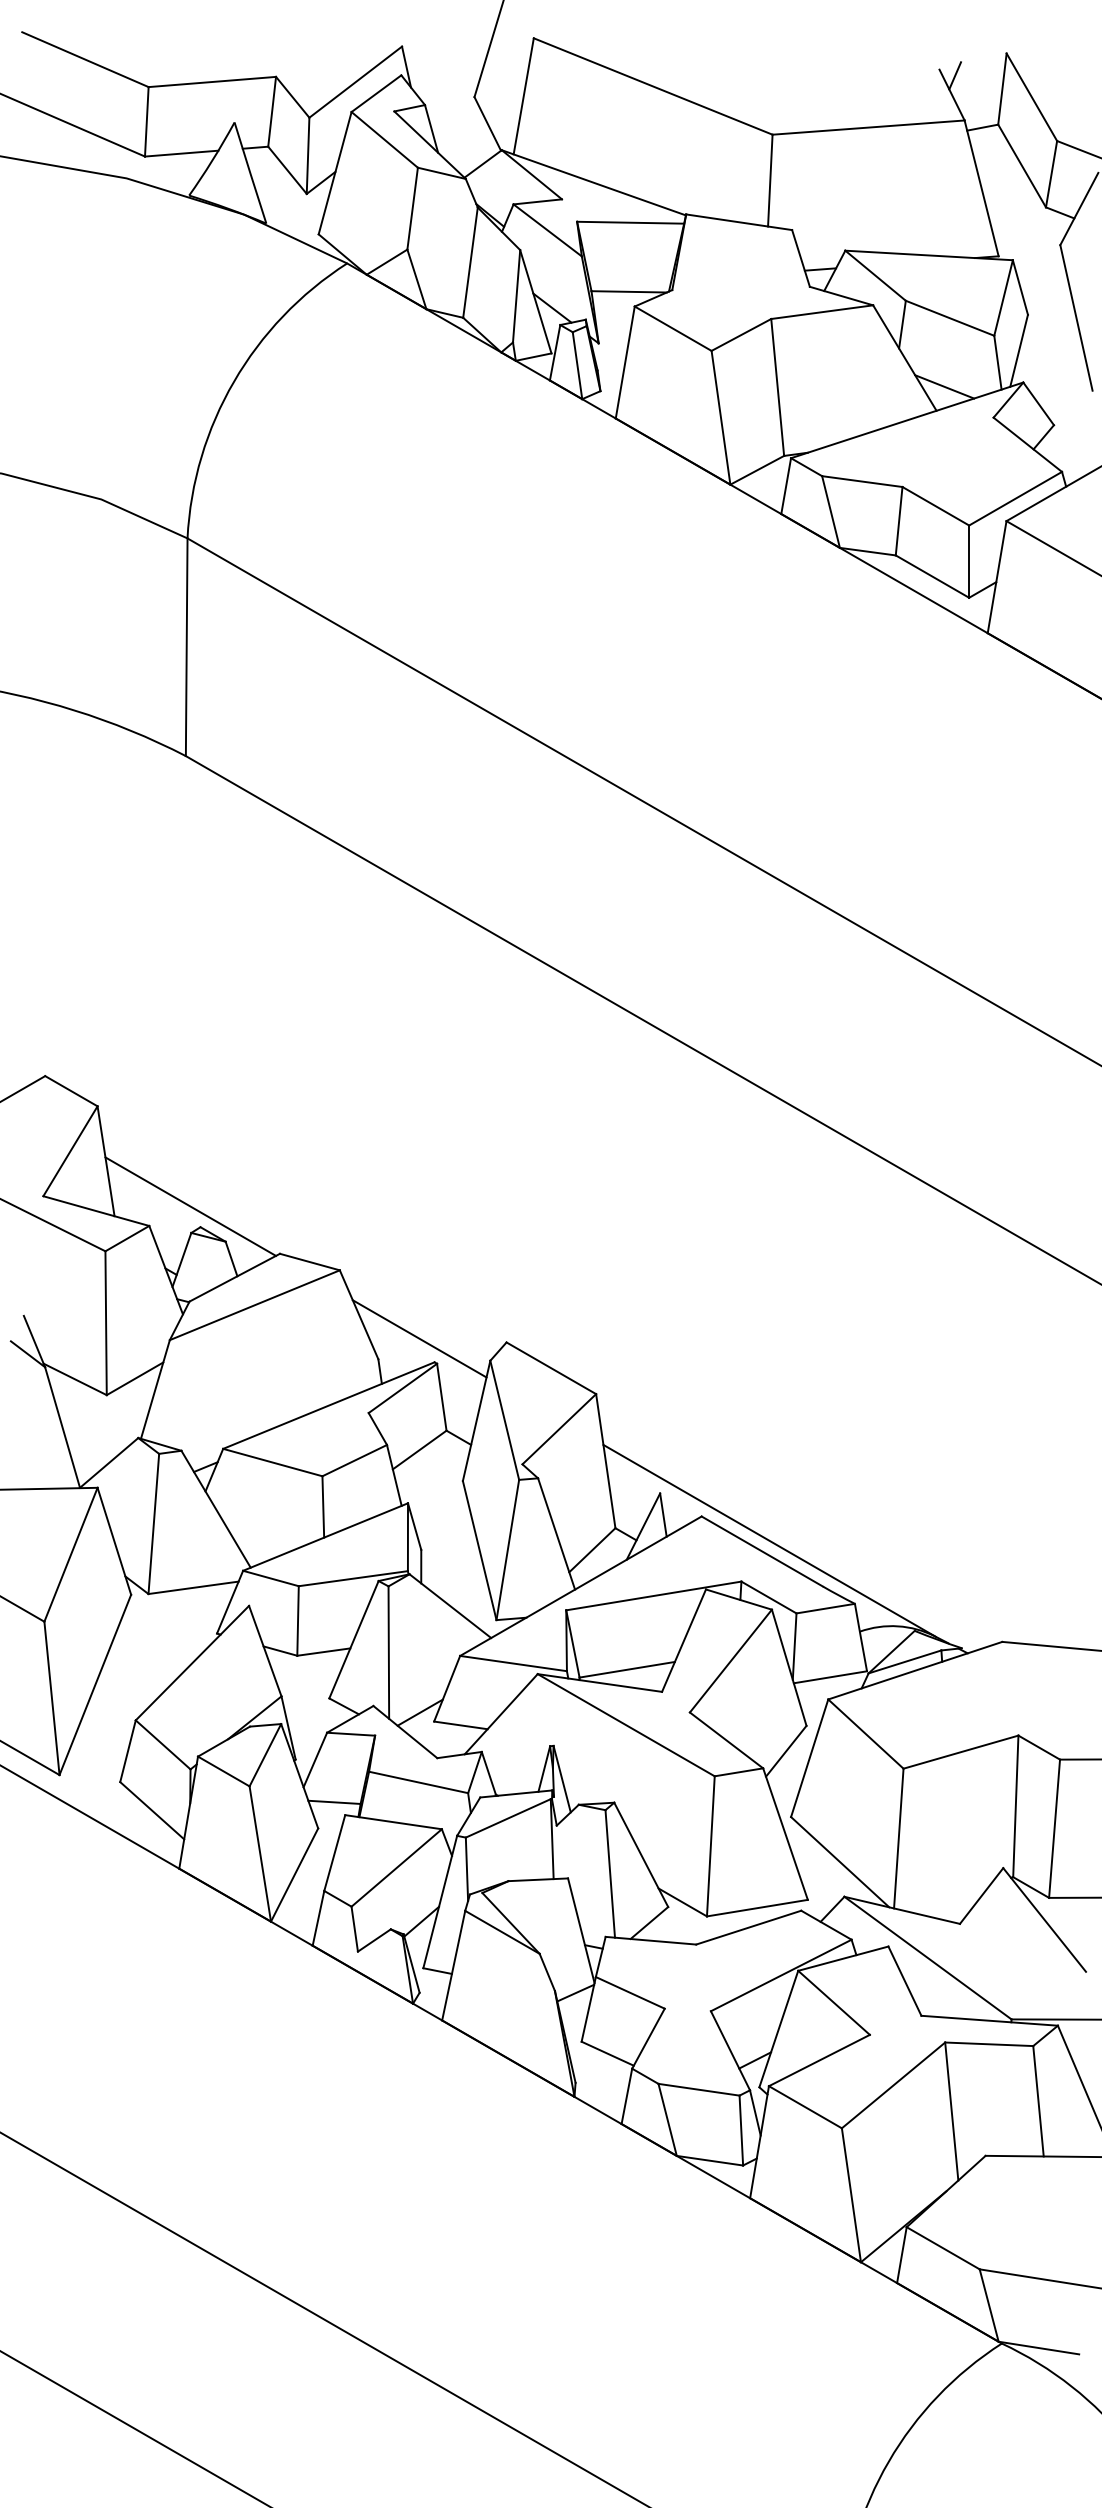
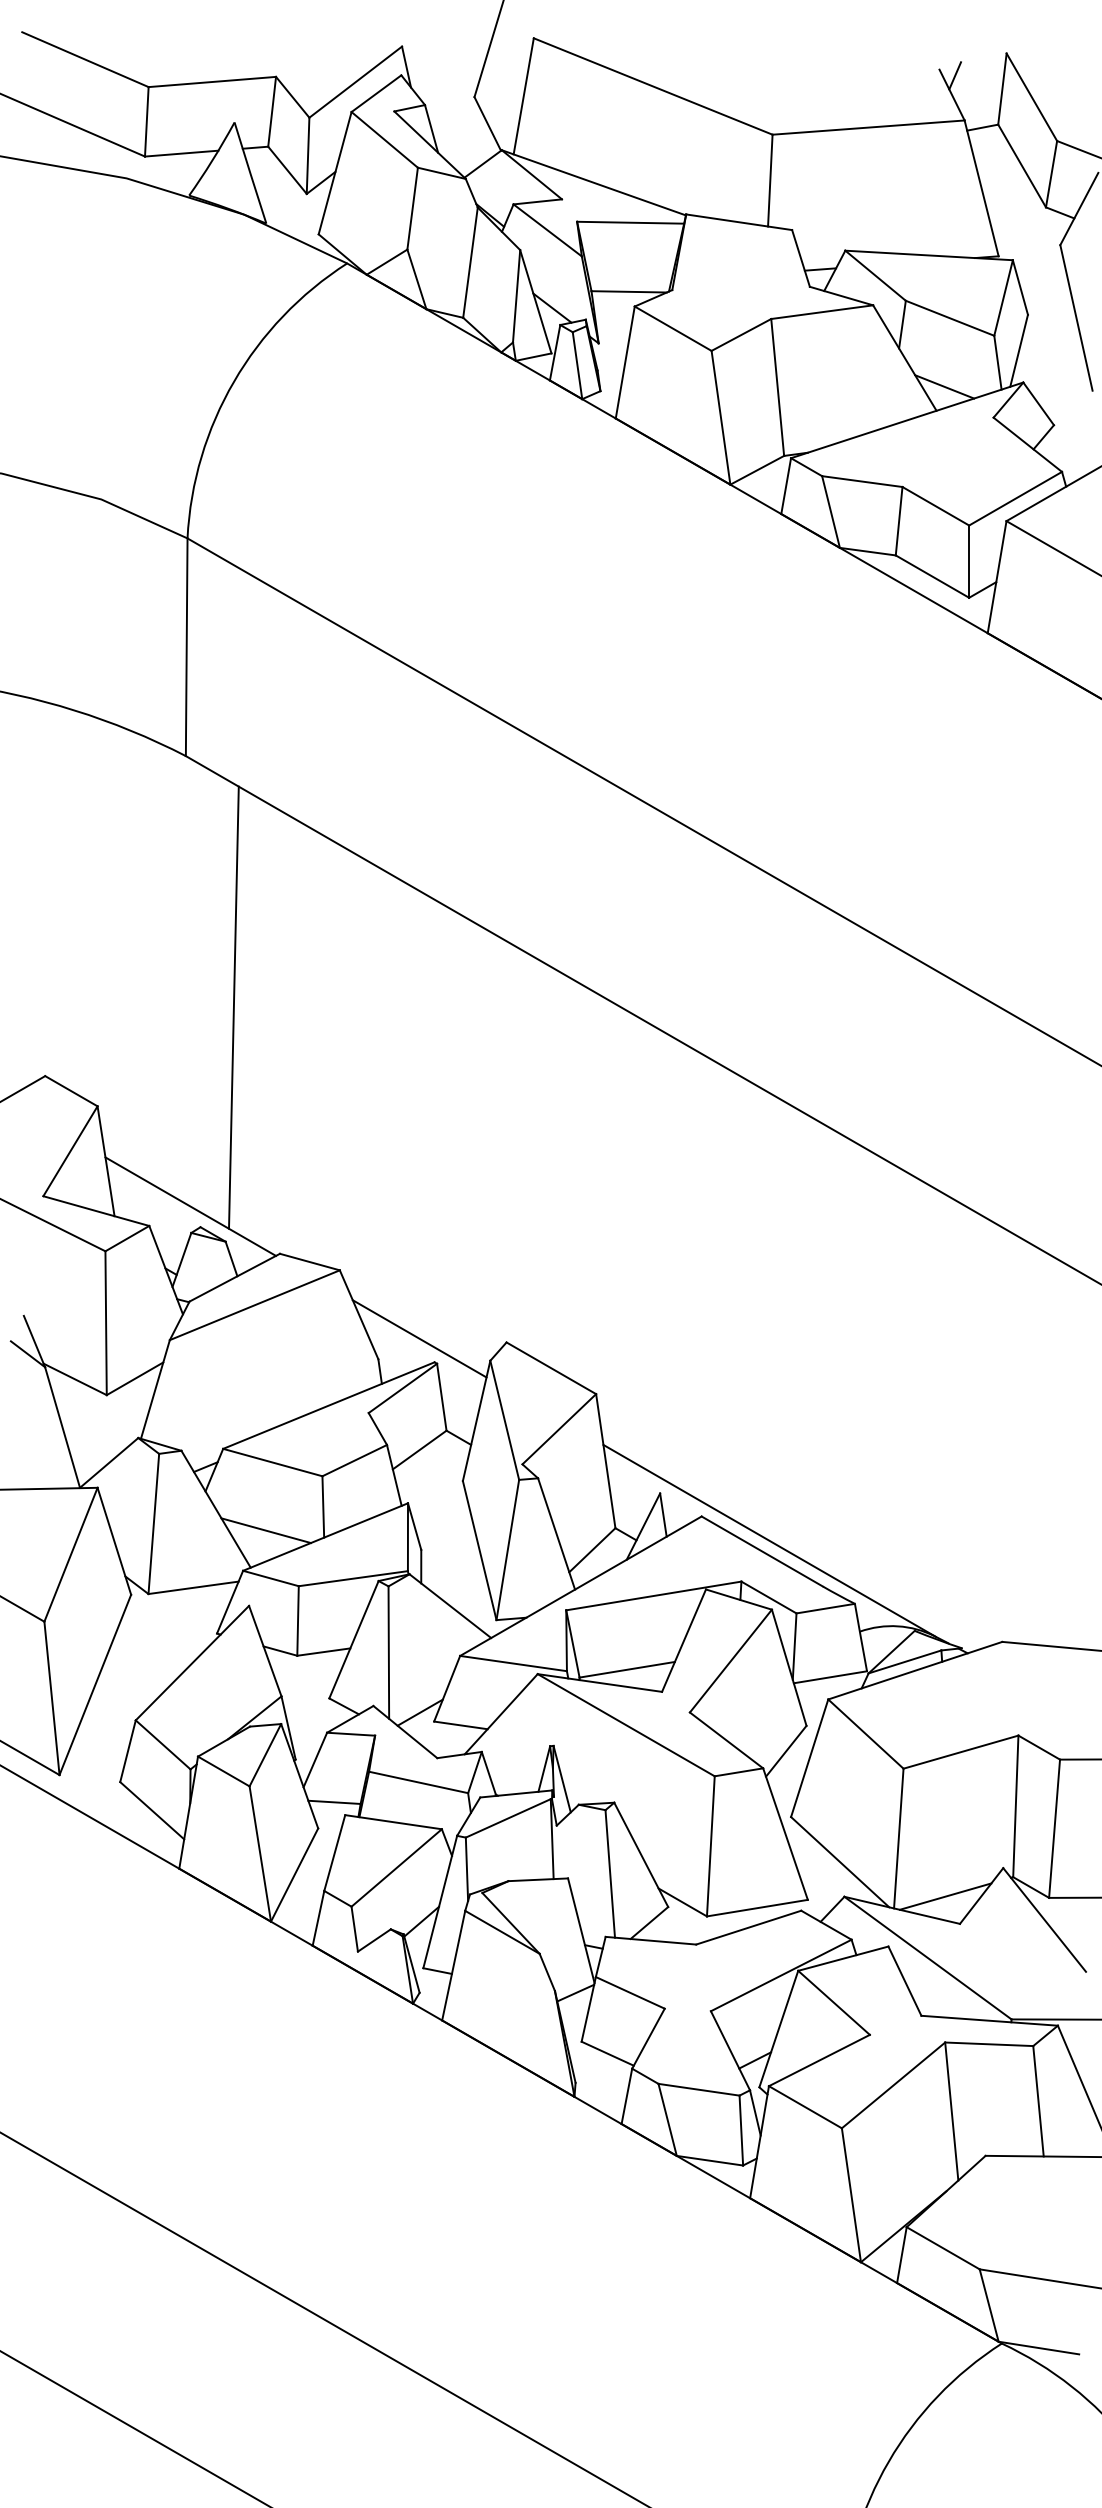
line: none -> present (233, 1007)
line: none -> present (265, 1530)
line: none -> present (945, 1896)
